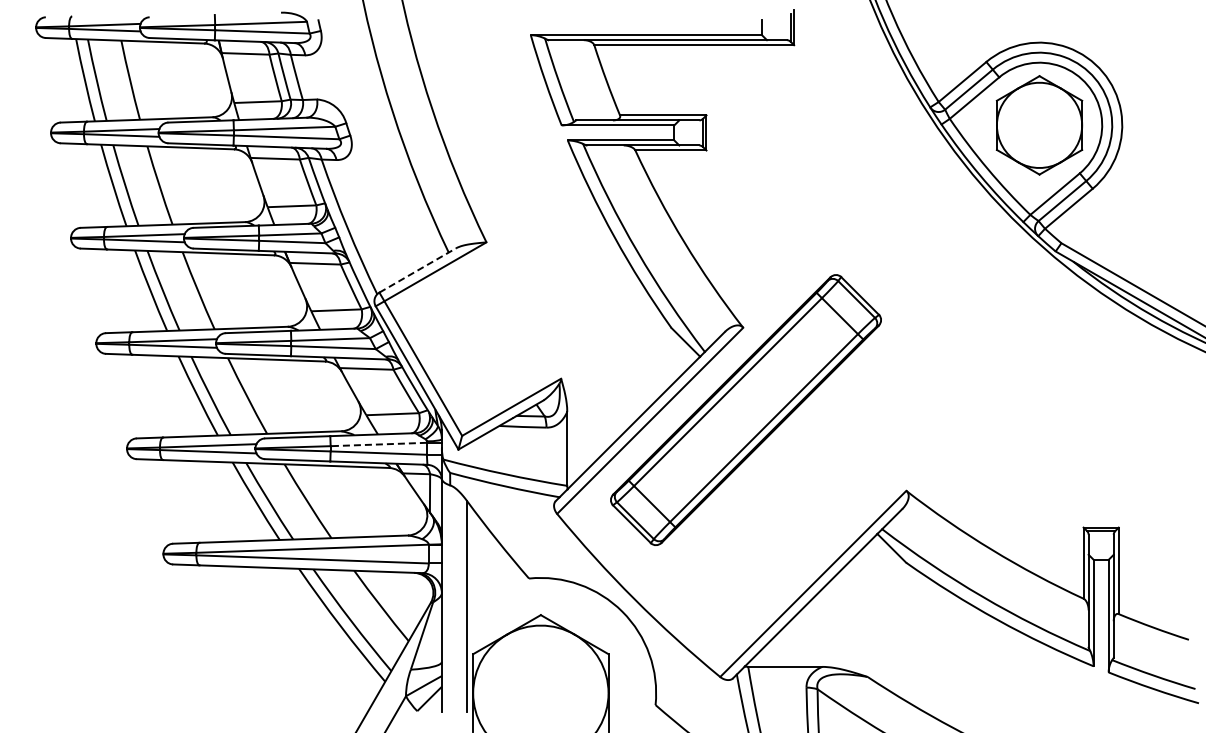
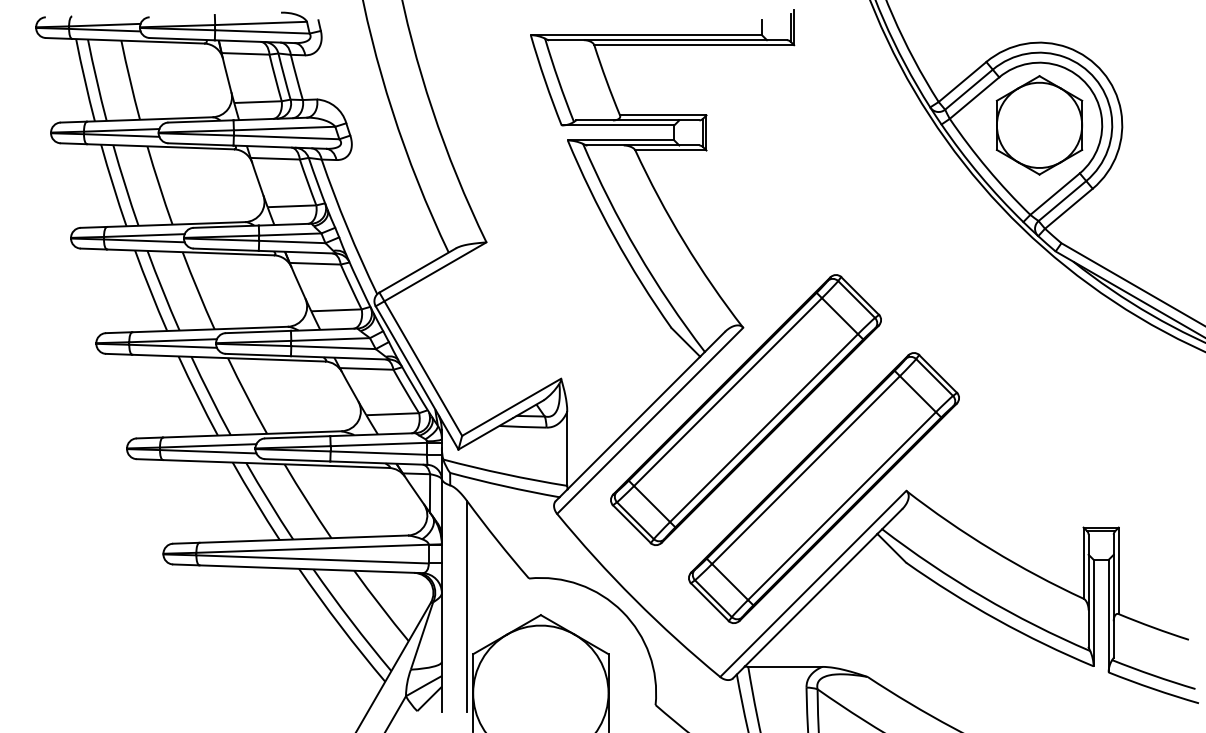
line: dashed -> solid (418, 270)
line: dashed -> solid (378, 444)
part: none -> present (823, 487)
